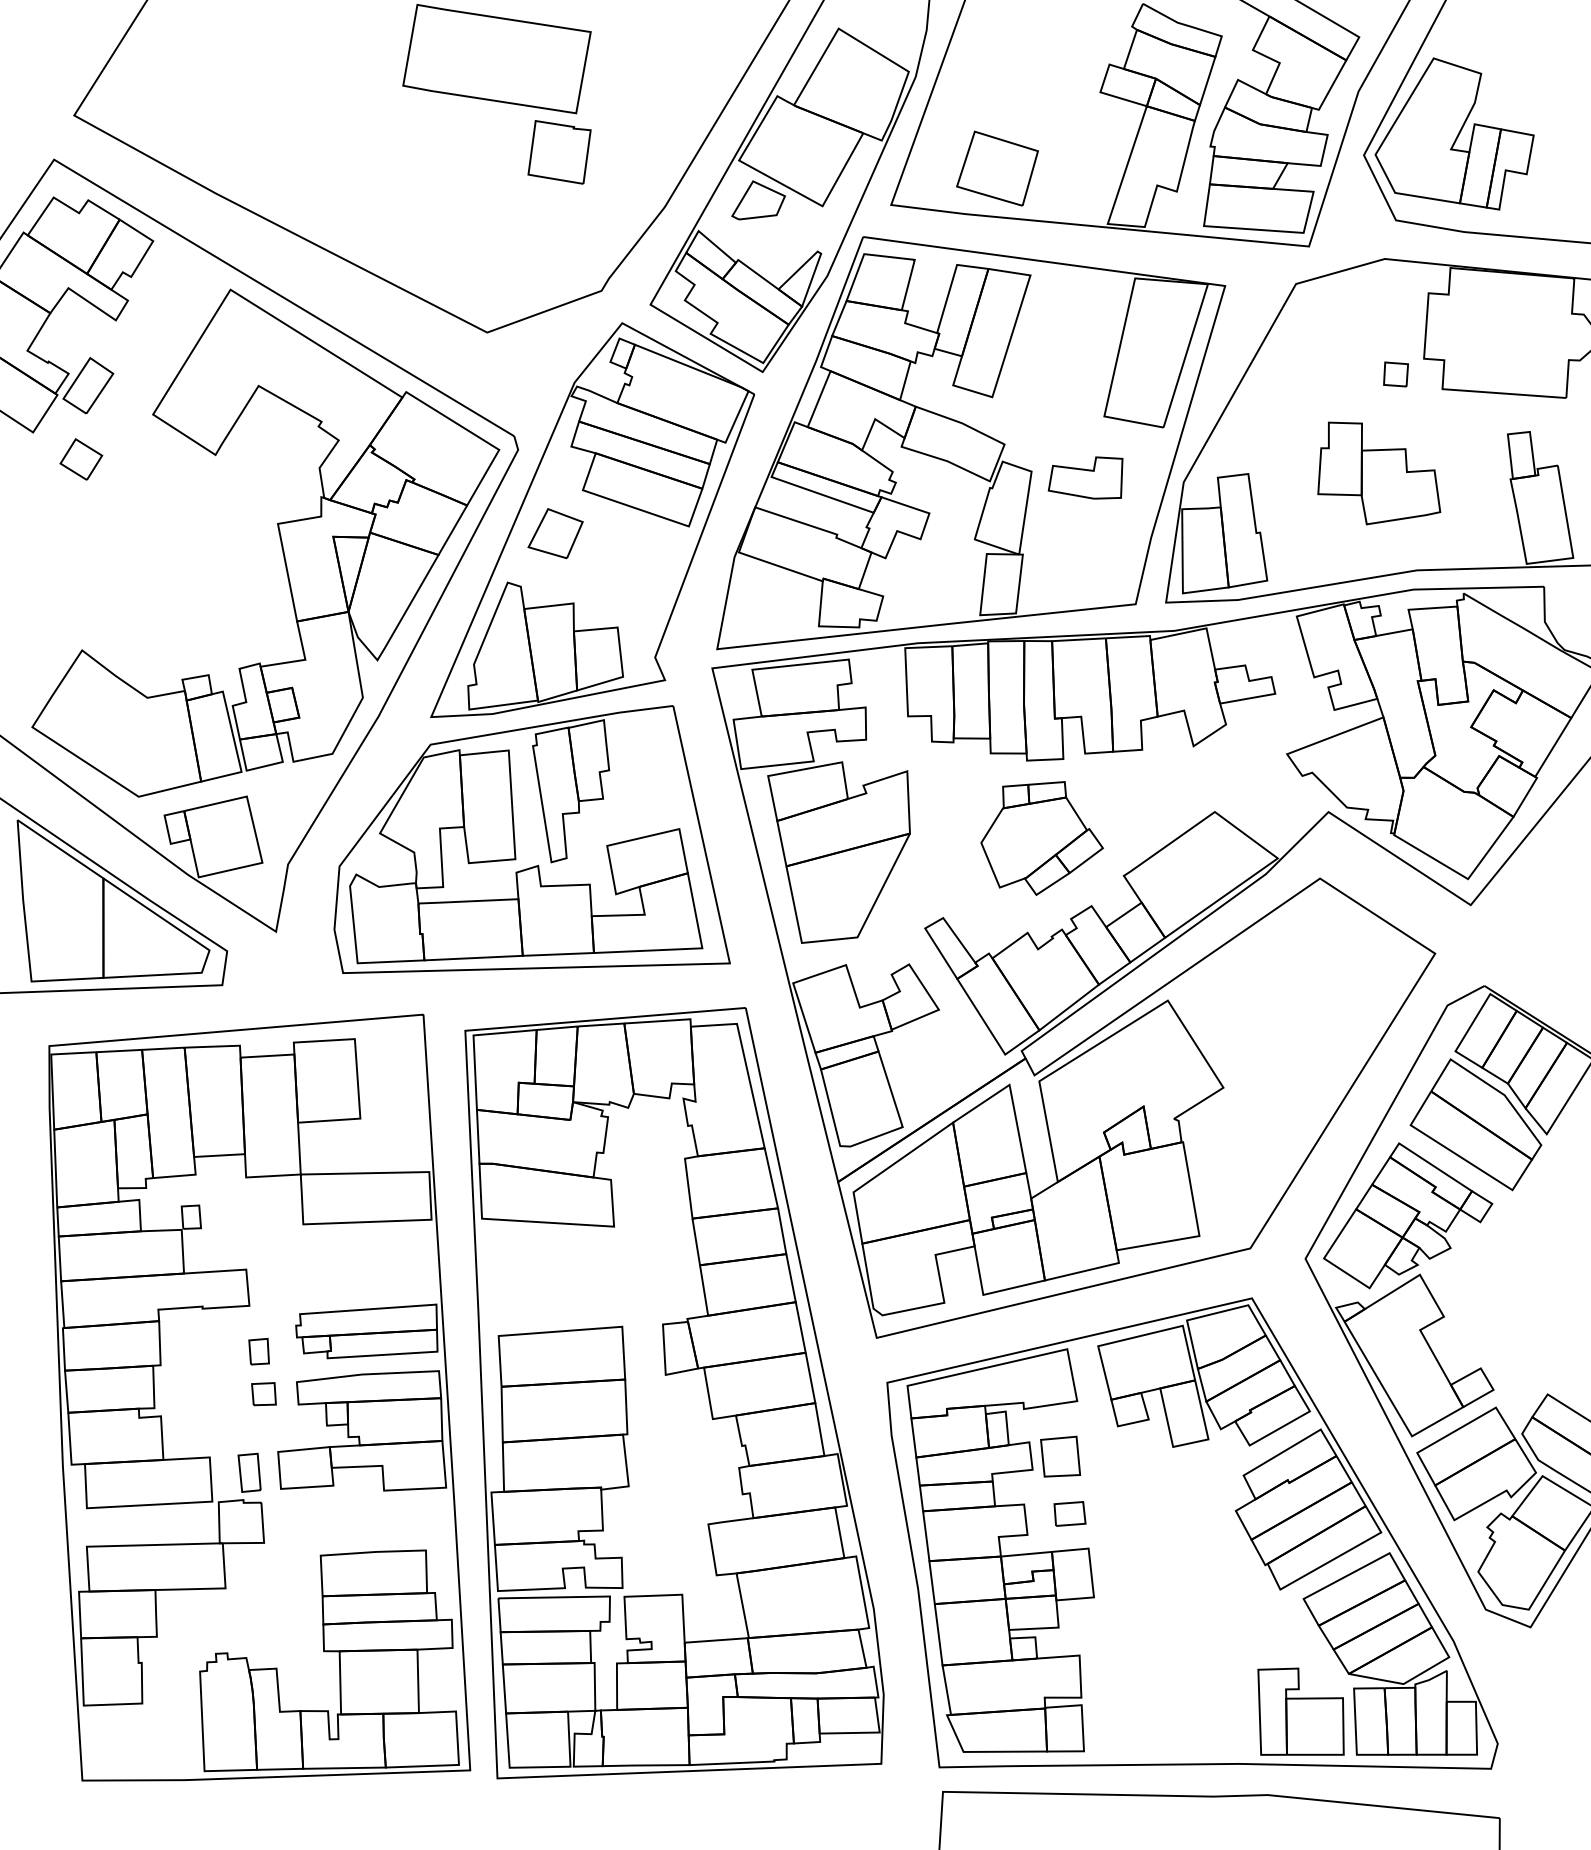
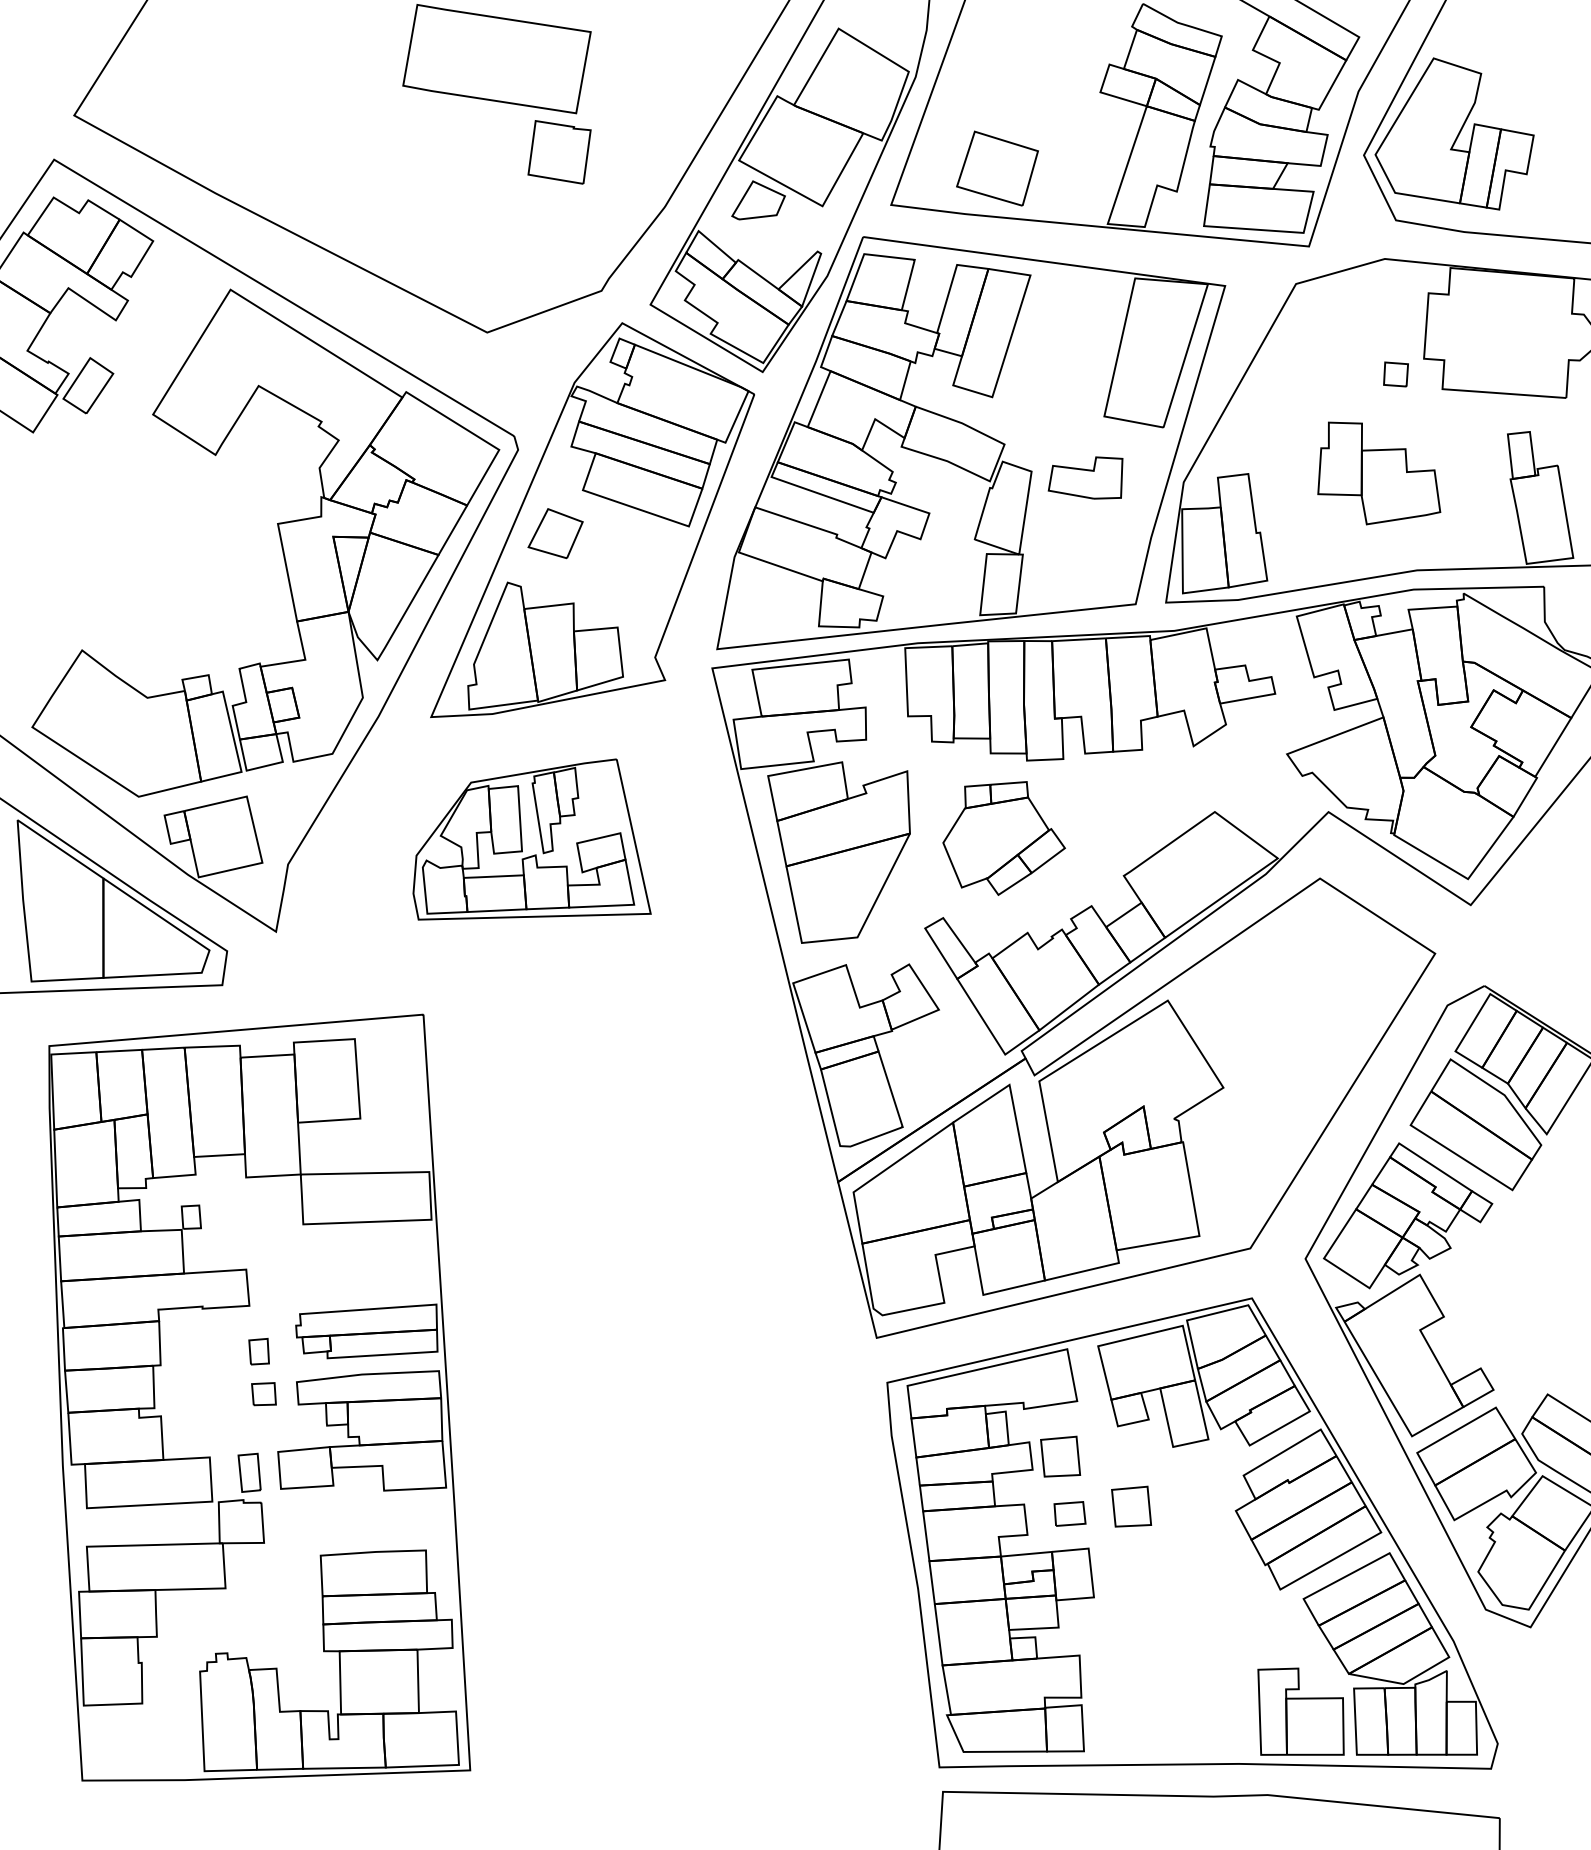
part: present -> none (81, 459)
part position: (1041, 838) -> (1003, 838) (1003, 838)
part size: 398x269 px -> 240x163 px (531, 839)
part: present -> none (674, 1393)
part: none -> present (1131, 1506)
